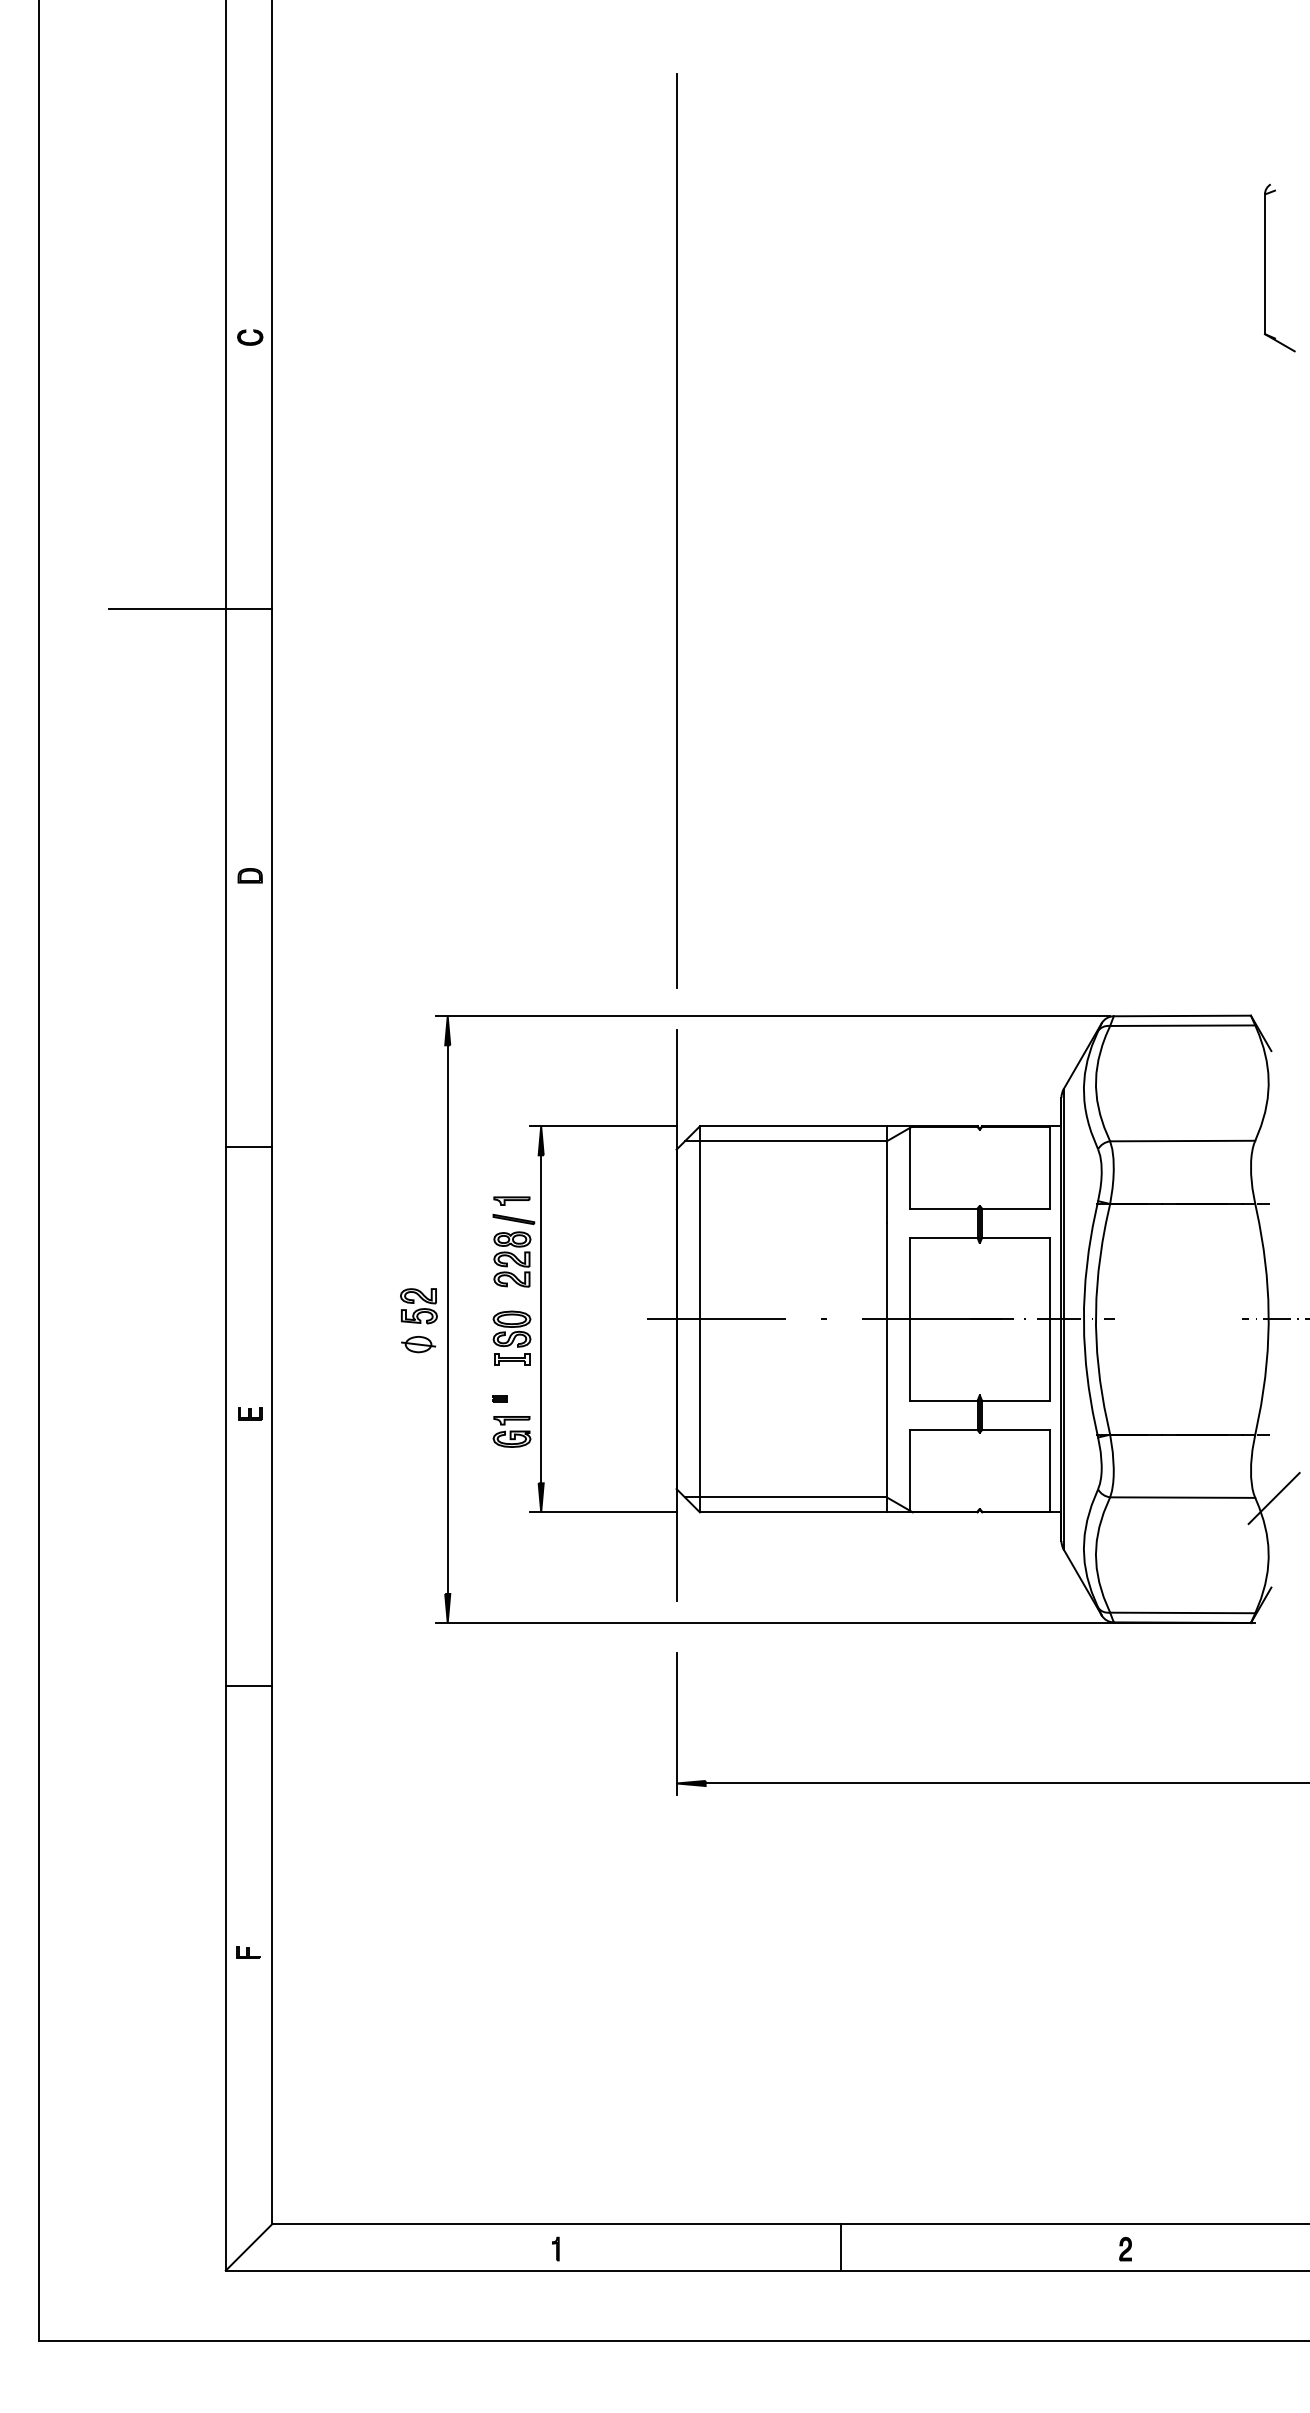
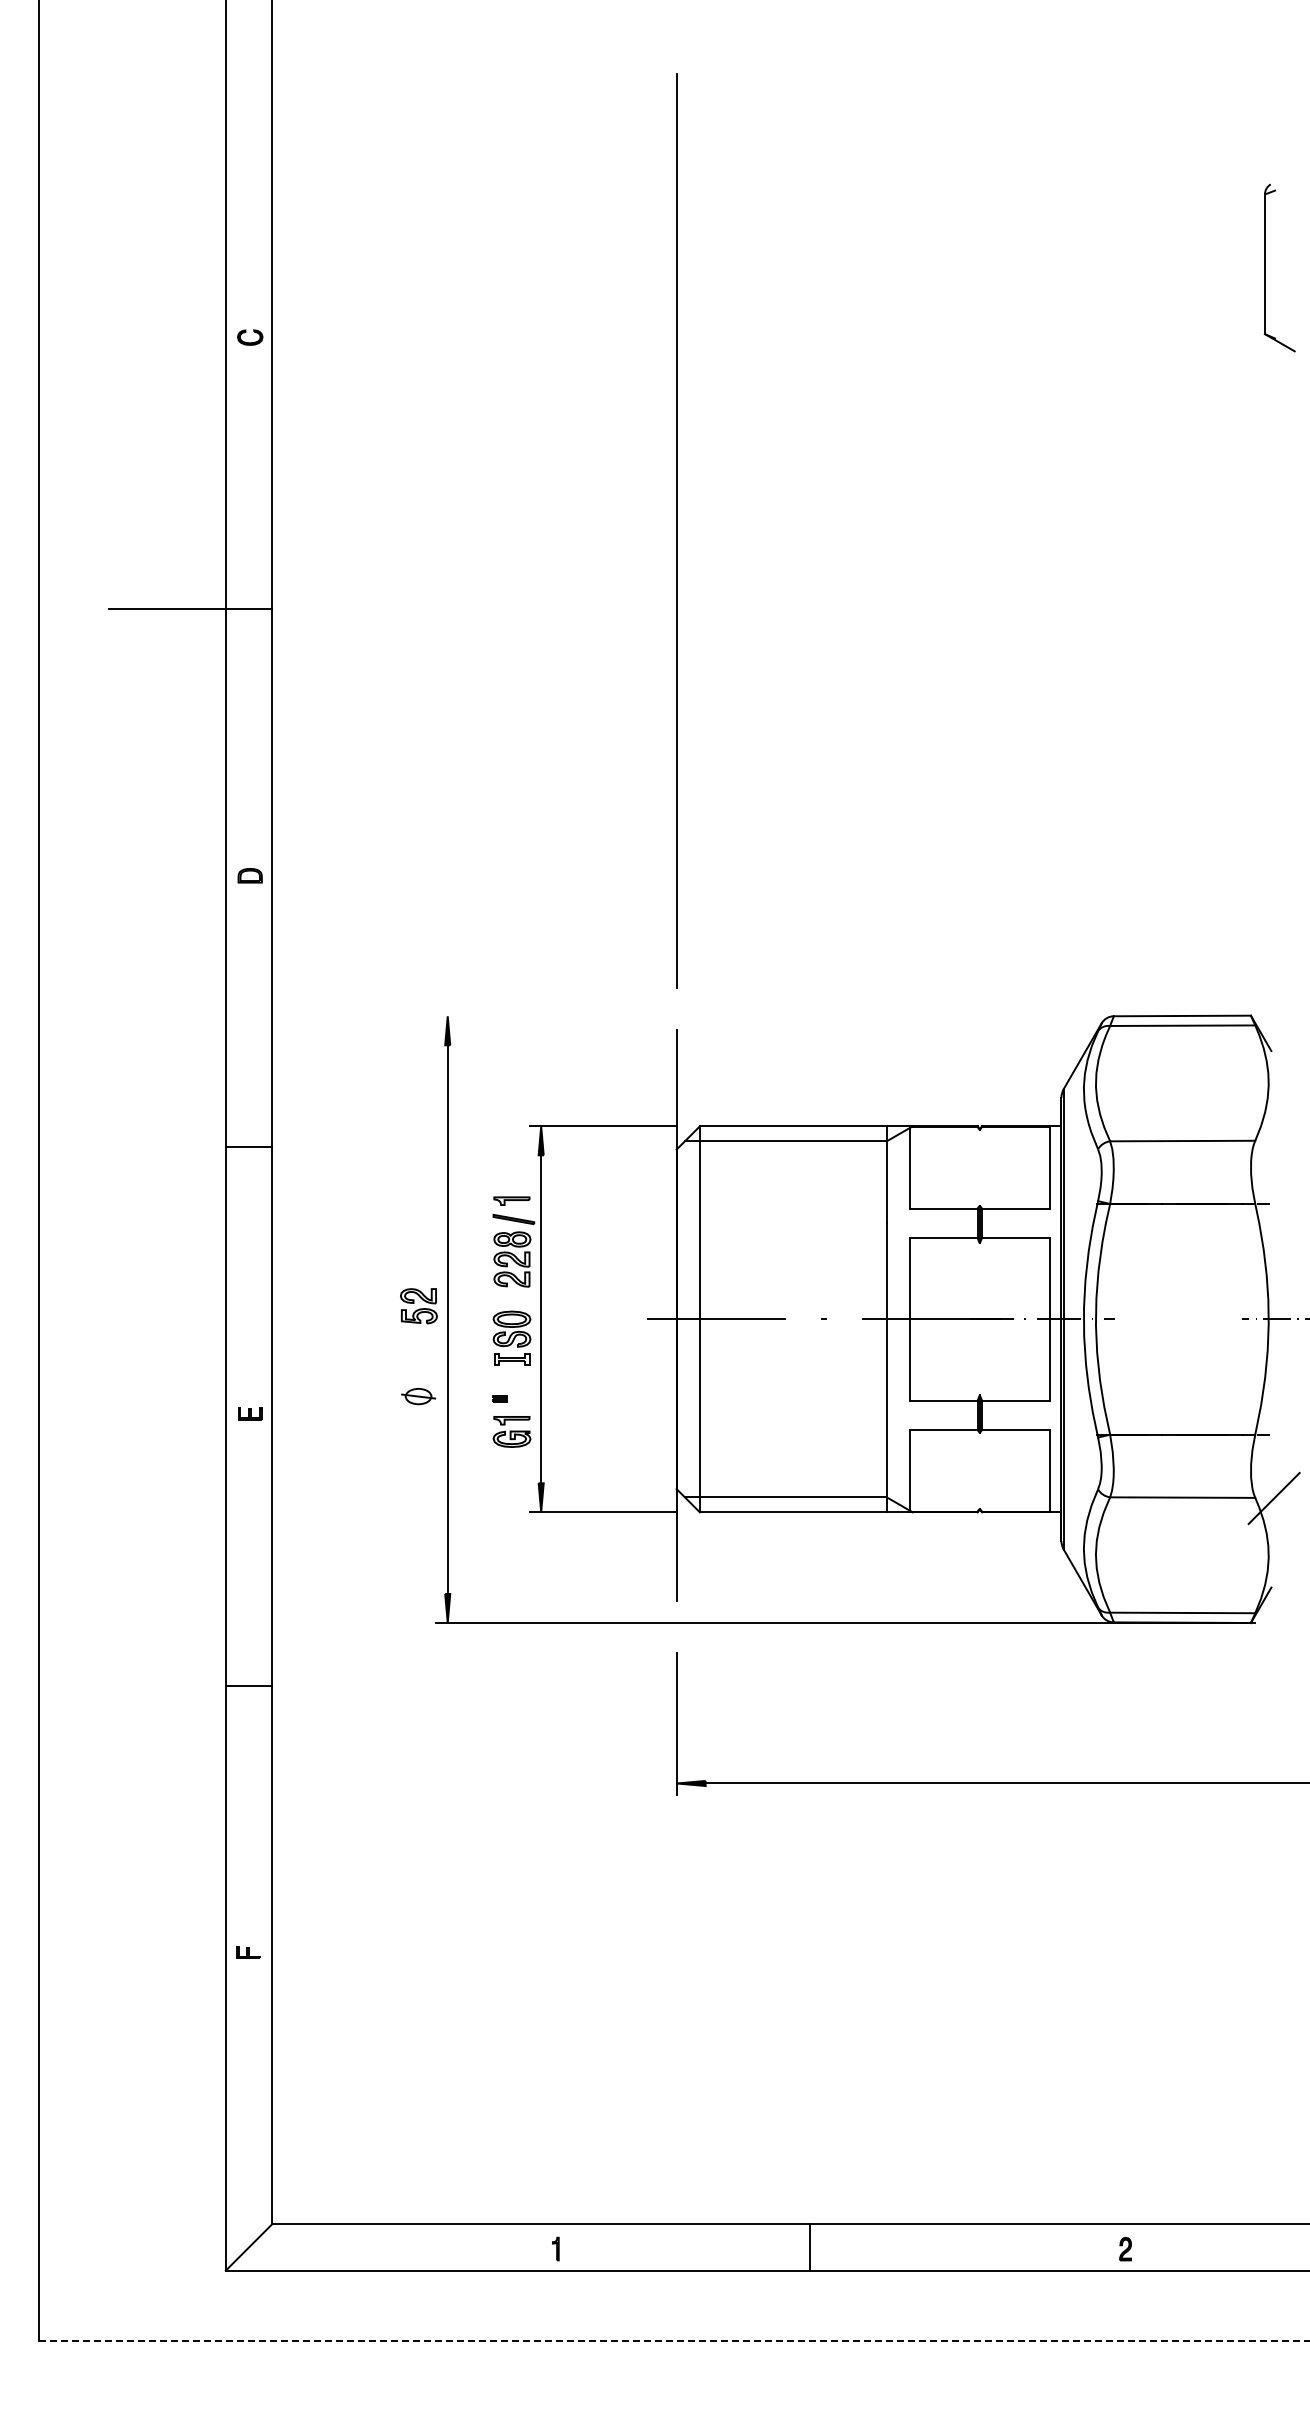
line: present -> none (773, 1016)
part position: (418, 1344) -> (418, 1396) (418, 1396)
line position: (841, 2246) -> (810, 2246) (810, 2246)
line: solid -> dashed (674, 2340)
